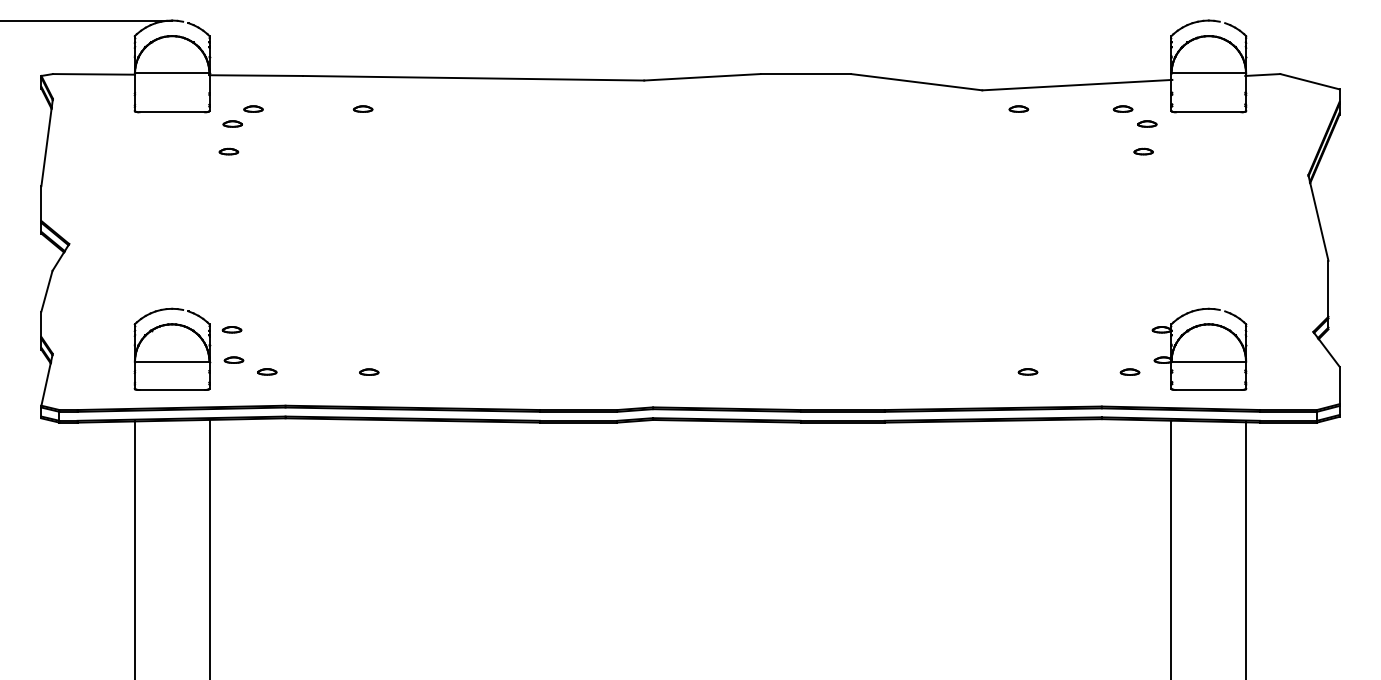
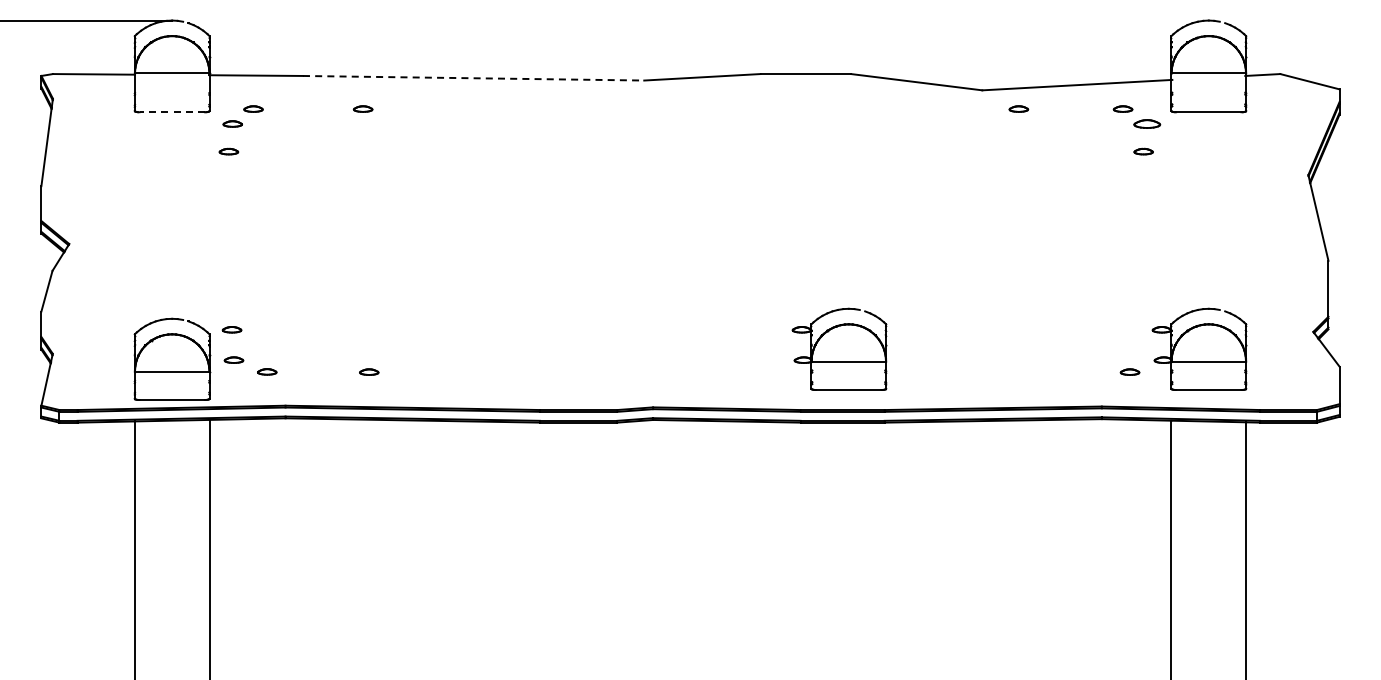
line: solid -> dashed (473, 78)
line: solid -> dashed (172, 112)
part size: 21x8 px -> 29x10 px (1147, 123)
part position: (172, 348) -> (172, 358) (172, 358)
part: none -> present (839, 348)
part: present -> none (1027, 371)
